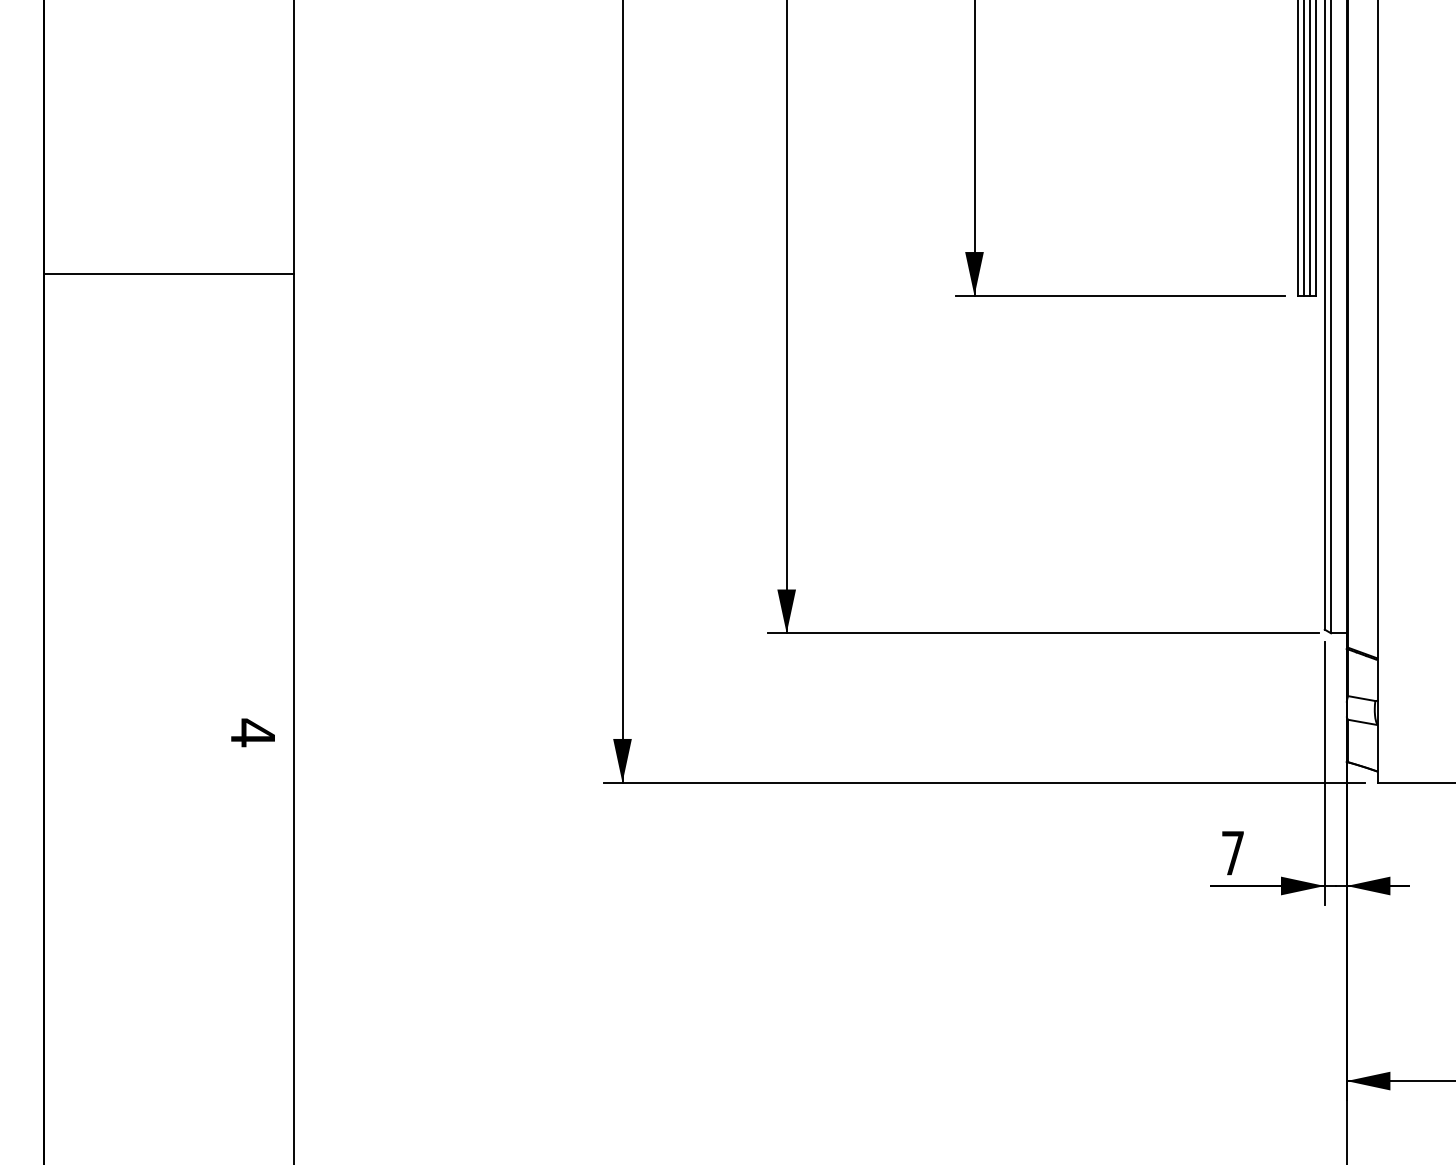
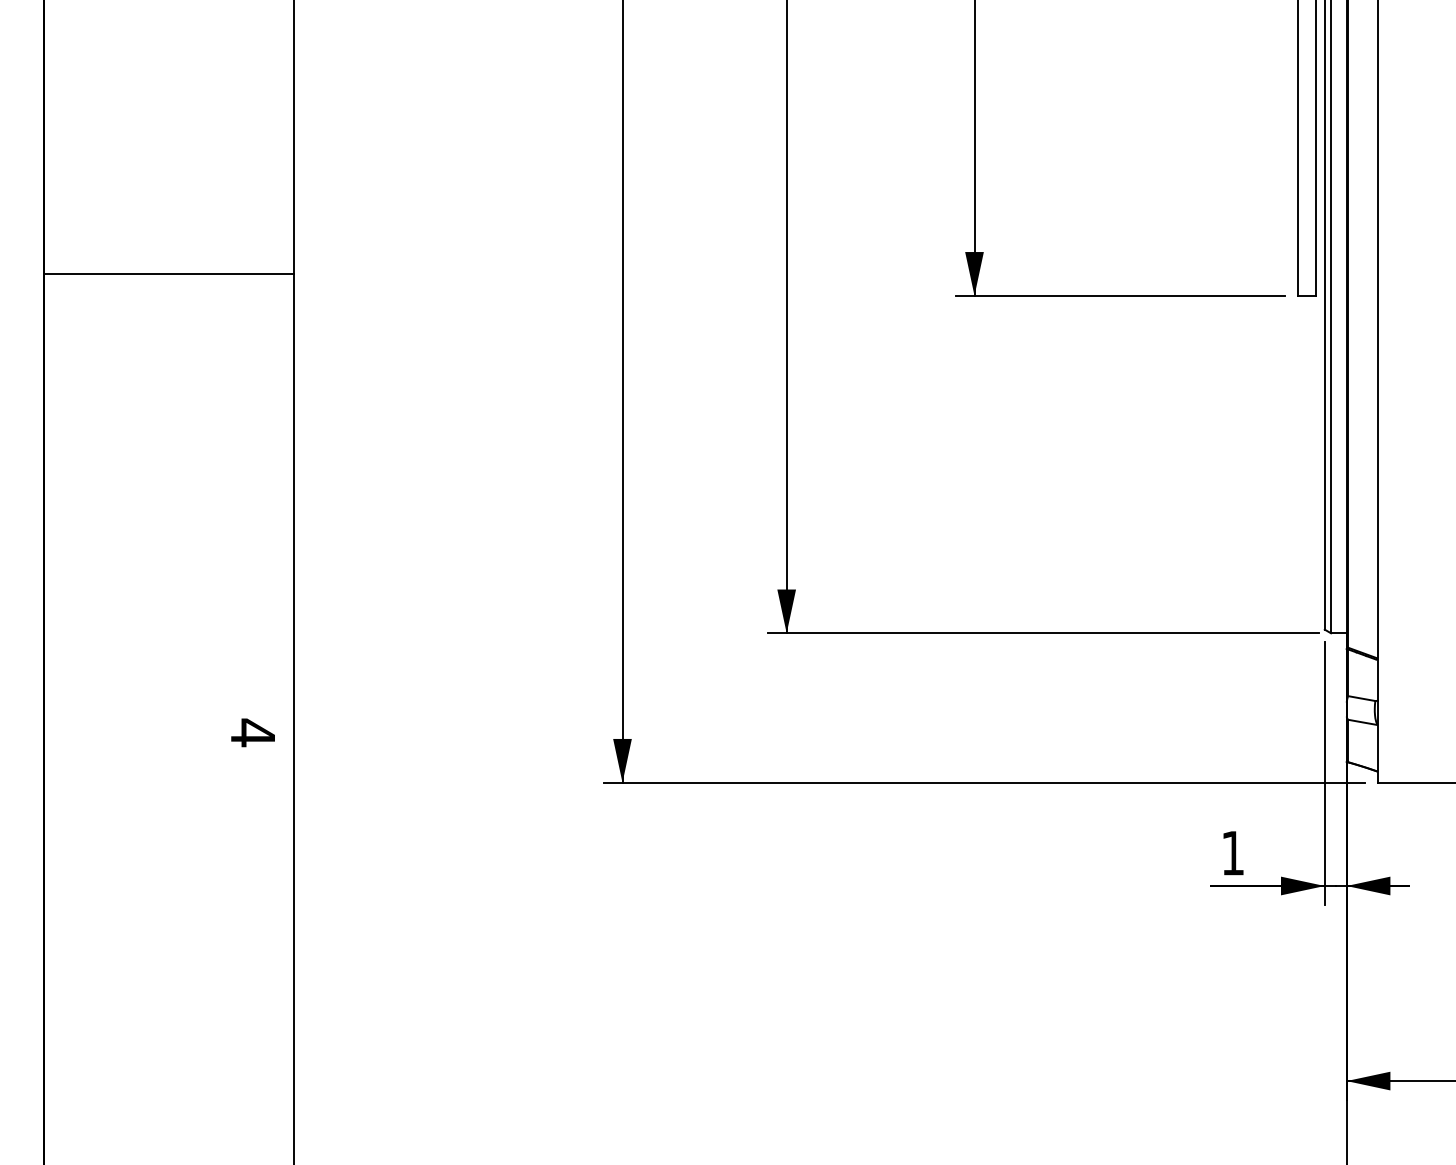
line: present -> none (1303, 148)
line: present -> none (1310, 148)
text: 7 -> 1 (1232, 853)
